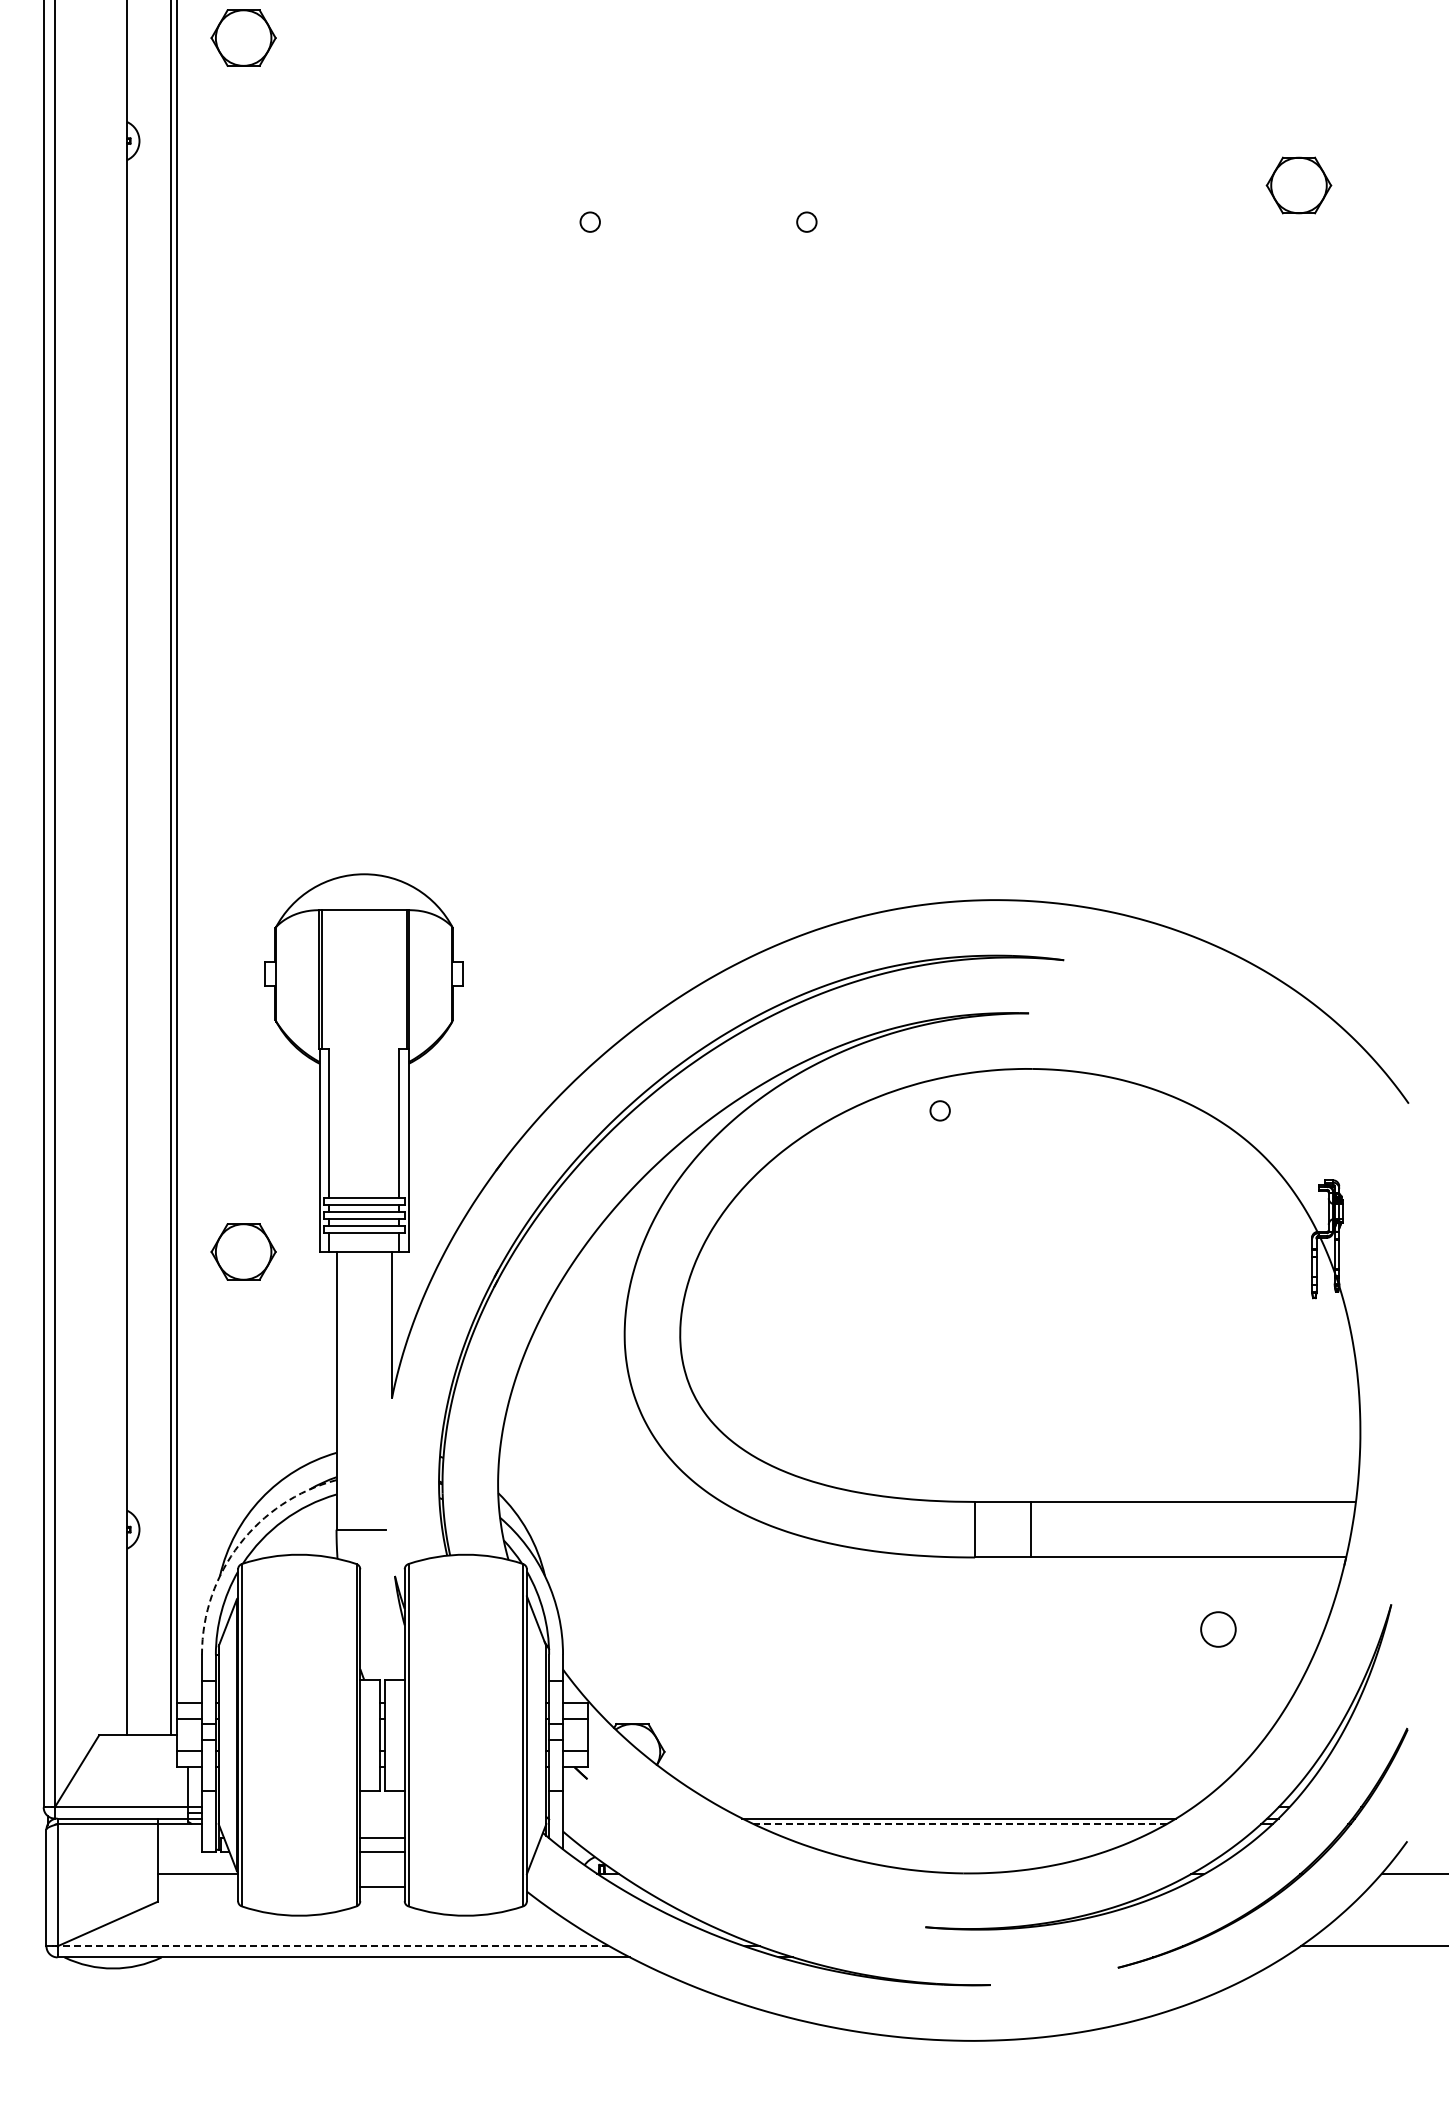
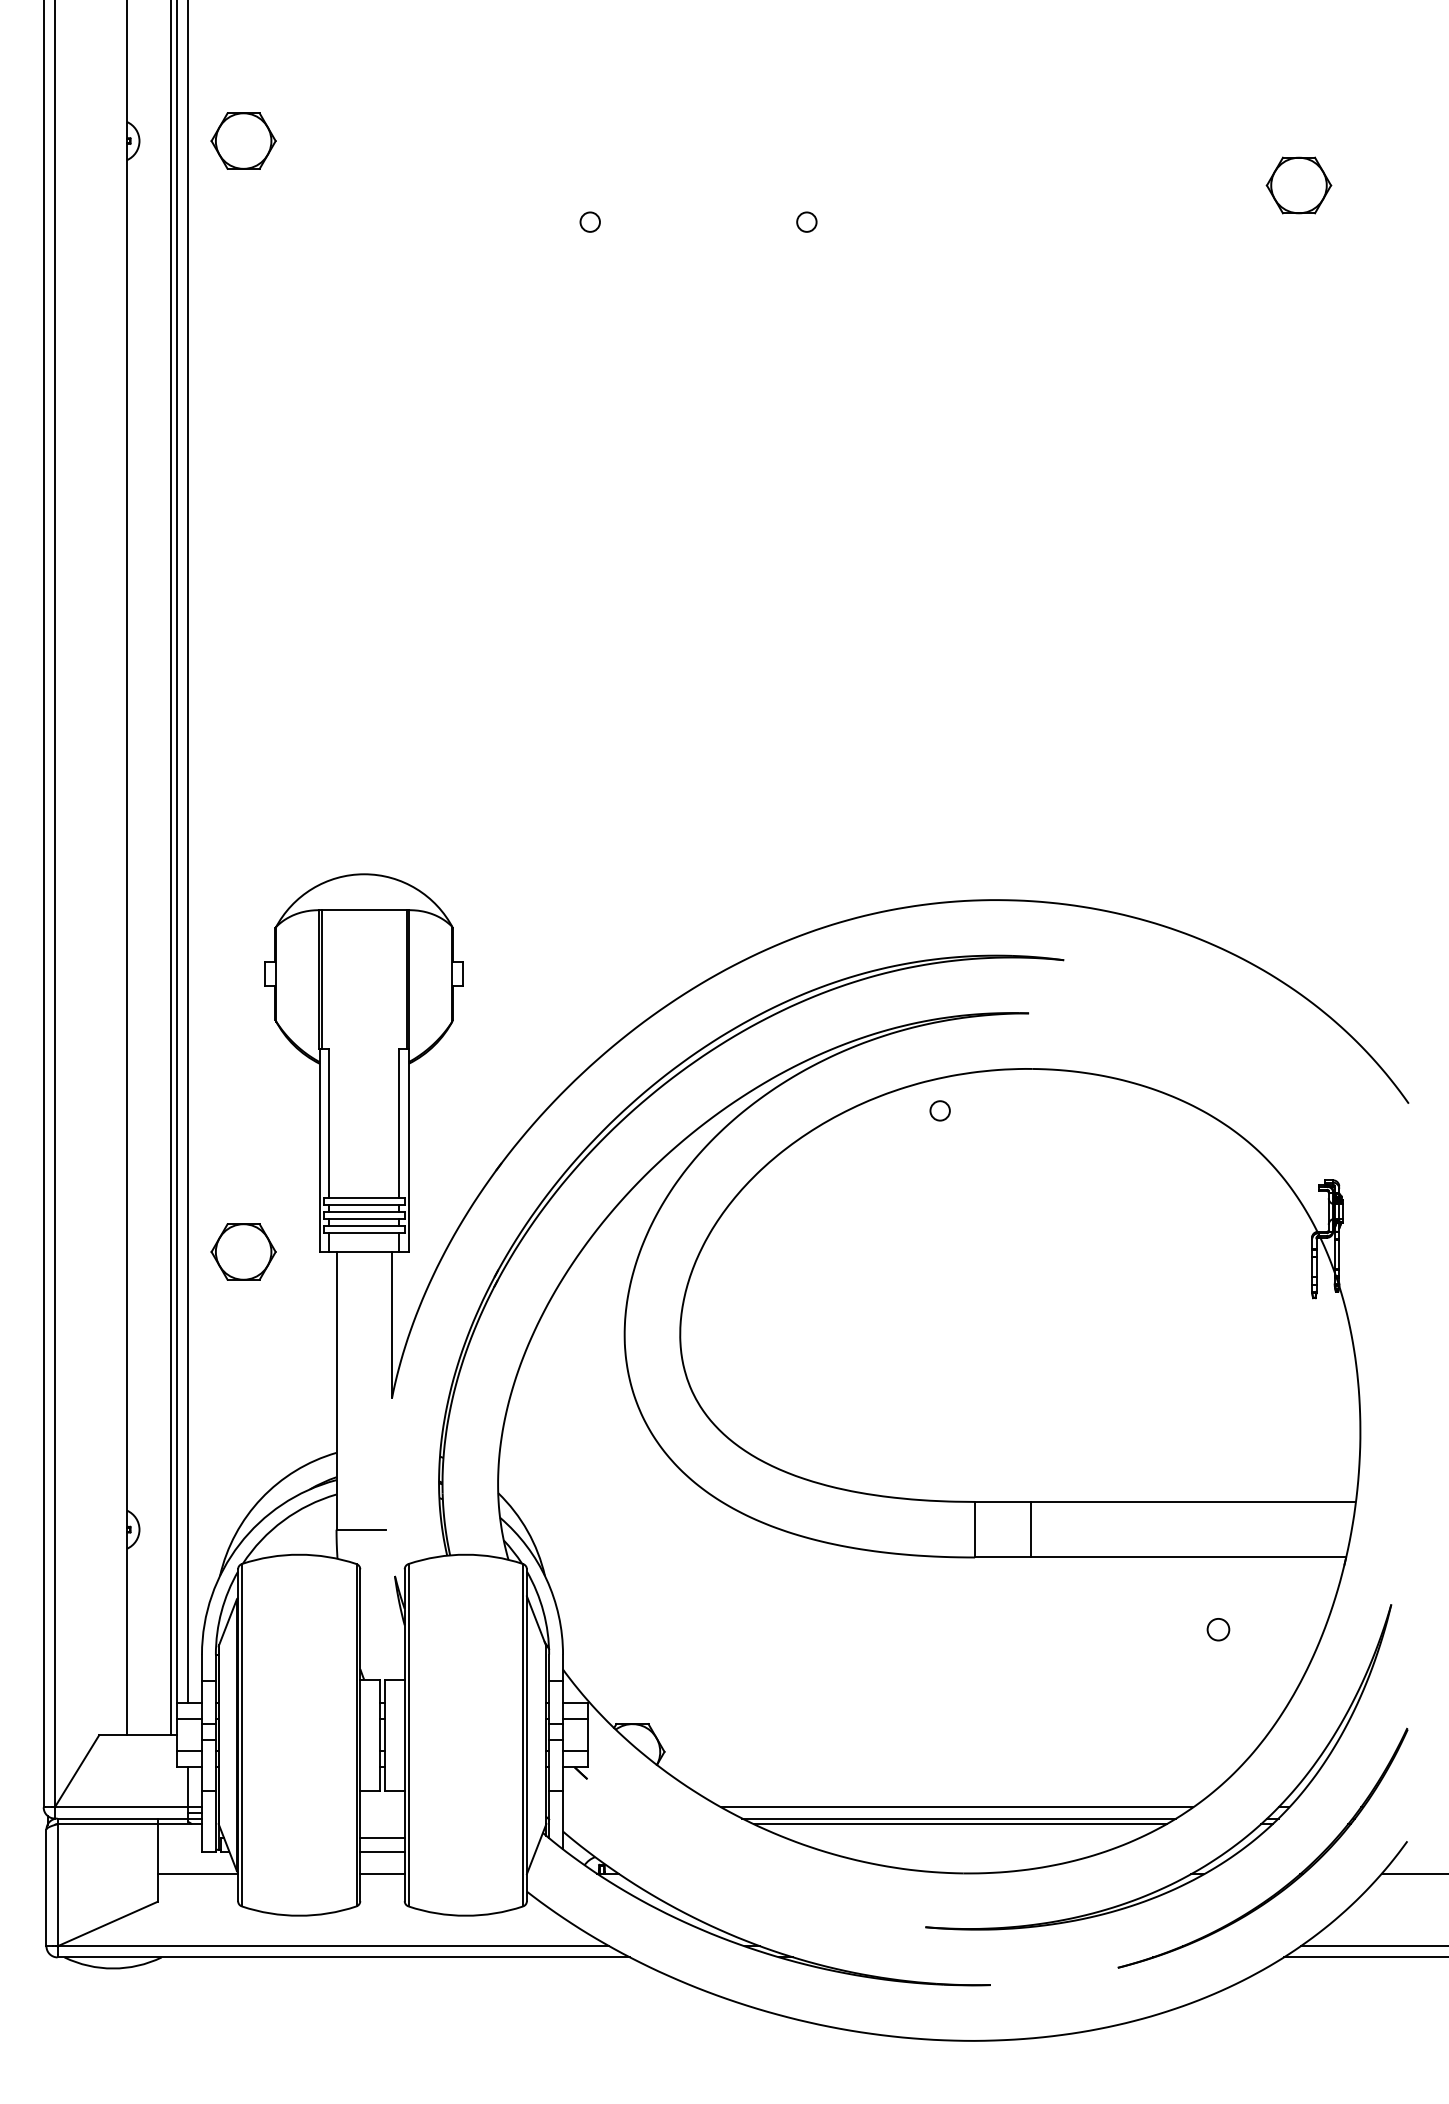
part position: (243, 37) -> (243, 140) (243, 140)
line: none -> present (188, 852)
arc: dashed -> solid (239, 1544)
circle size: 37x37 px -> 25x24 px (1218, 1629)
line: none -> present (957, 1807)
line: dashed -> solid (960, 1824)
line position: (382, 1887) -> (382, 1874) (382, 1874)
line: dashed -> solid (333, 1946)
line: none -> present (1364, 1957)
